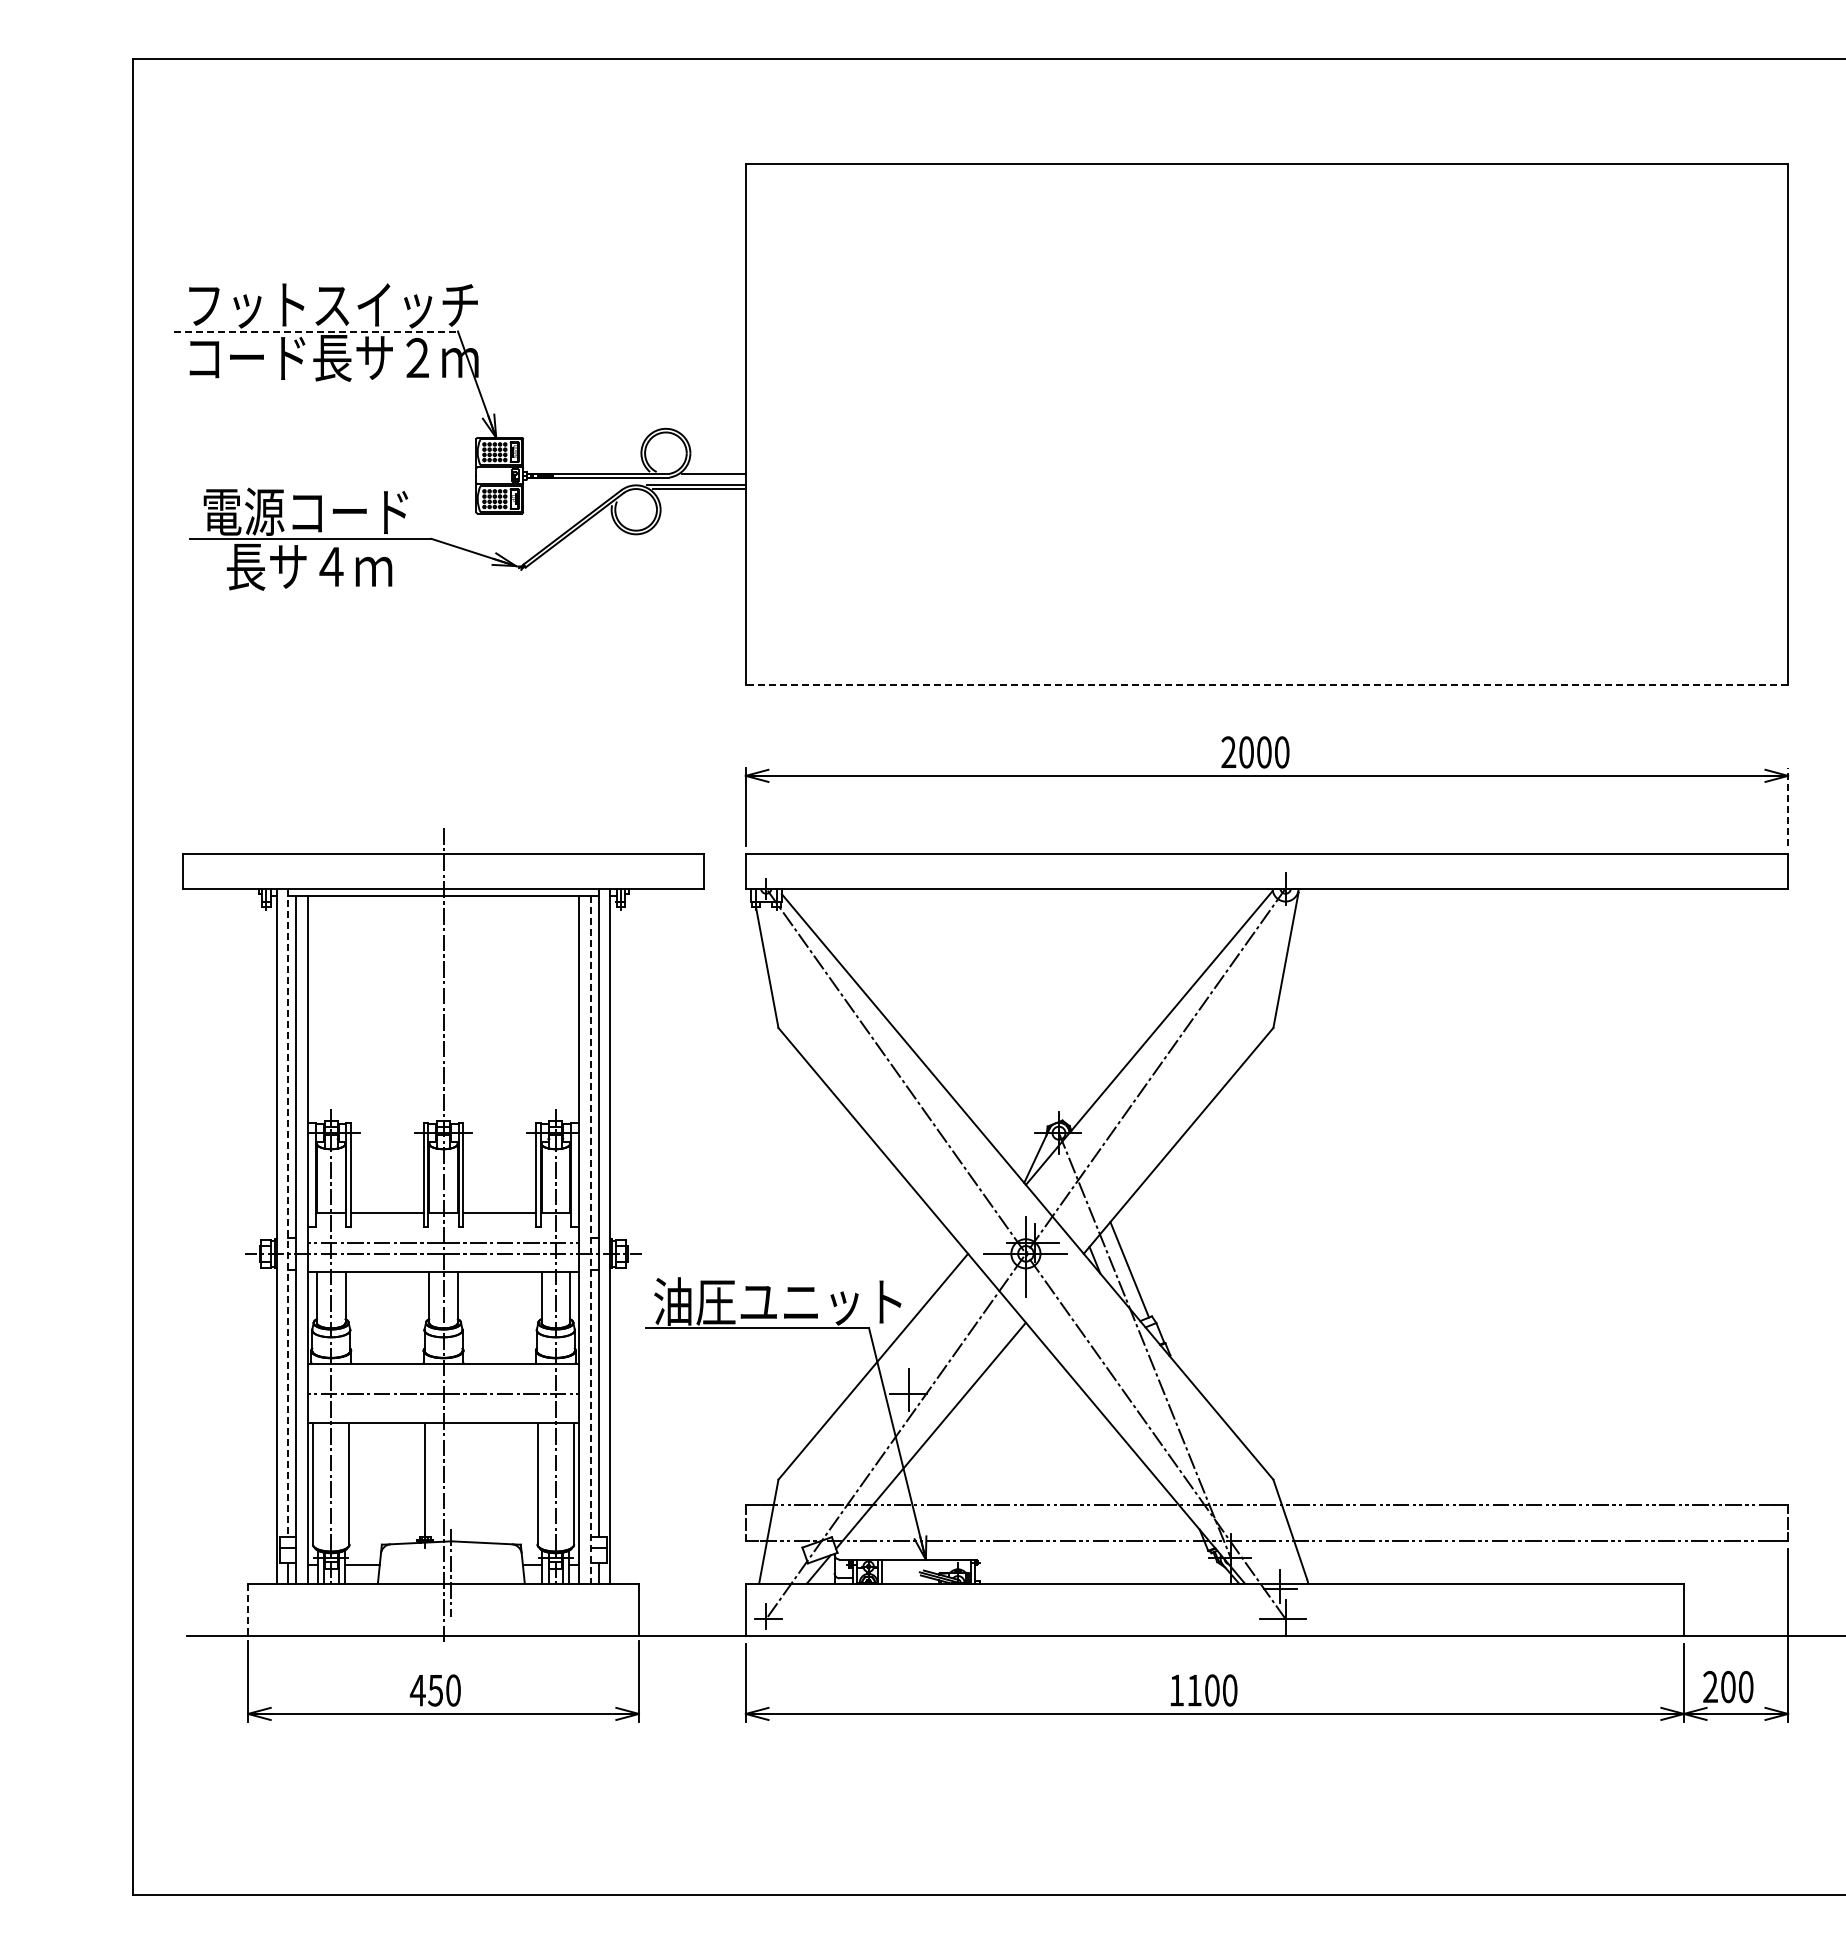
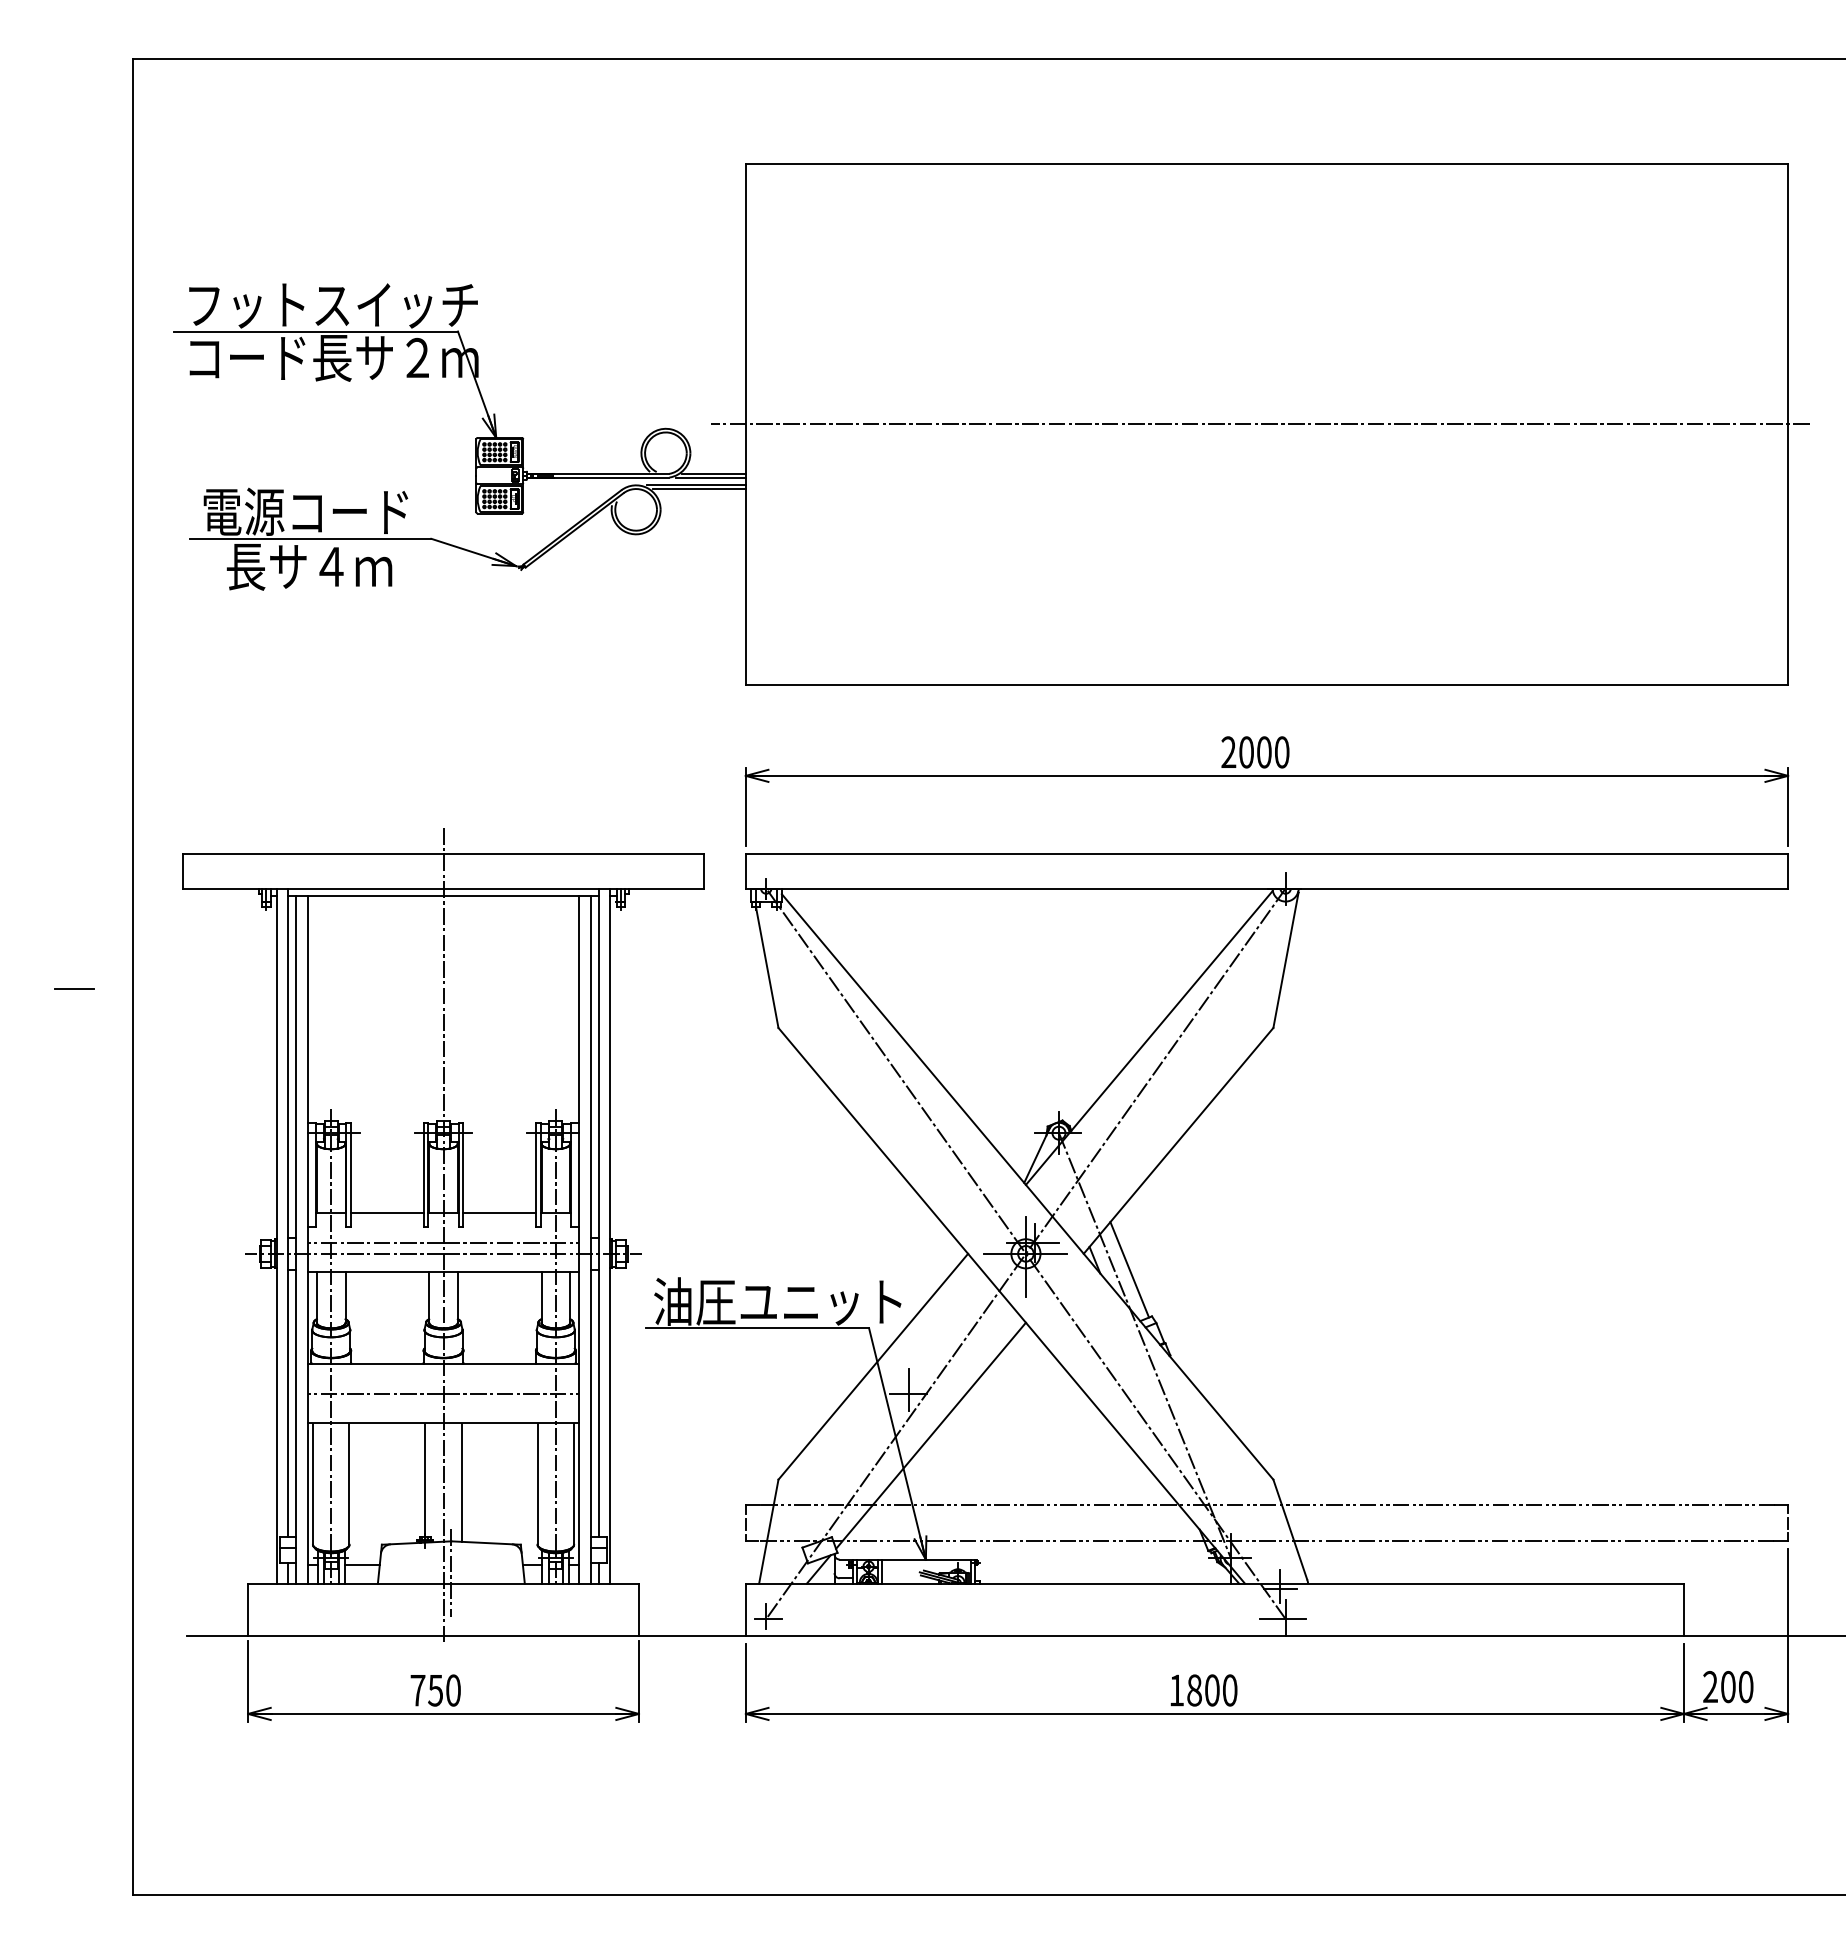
line: dashed -> solid (316, 331)
line: none -> present (1260, 424)
line: none -> present (710, 477)
line: dashed -> solid (1266, 684)
line: dashed -> solid (1788, 806)
line: none -> present (74, 988)
line: dashed -> solid (288, 1213)
line: dashed -> solid (590, 1240)
line: none -> present (461, 1482)
line: dashed -> solid (248, 1610)
text: 450 -> 750 (417, 1690)
text: 1100 -> 1800 (1194, 1690)
